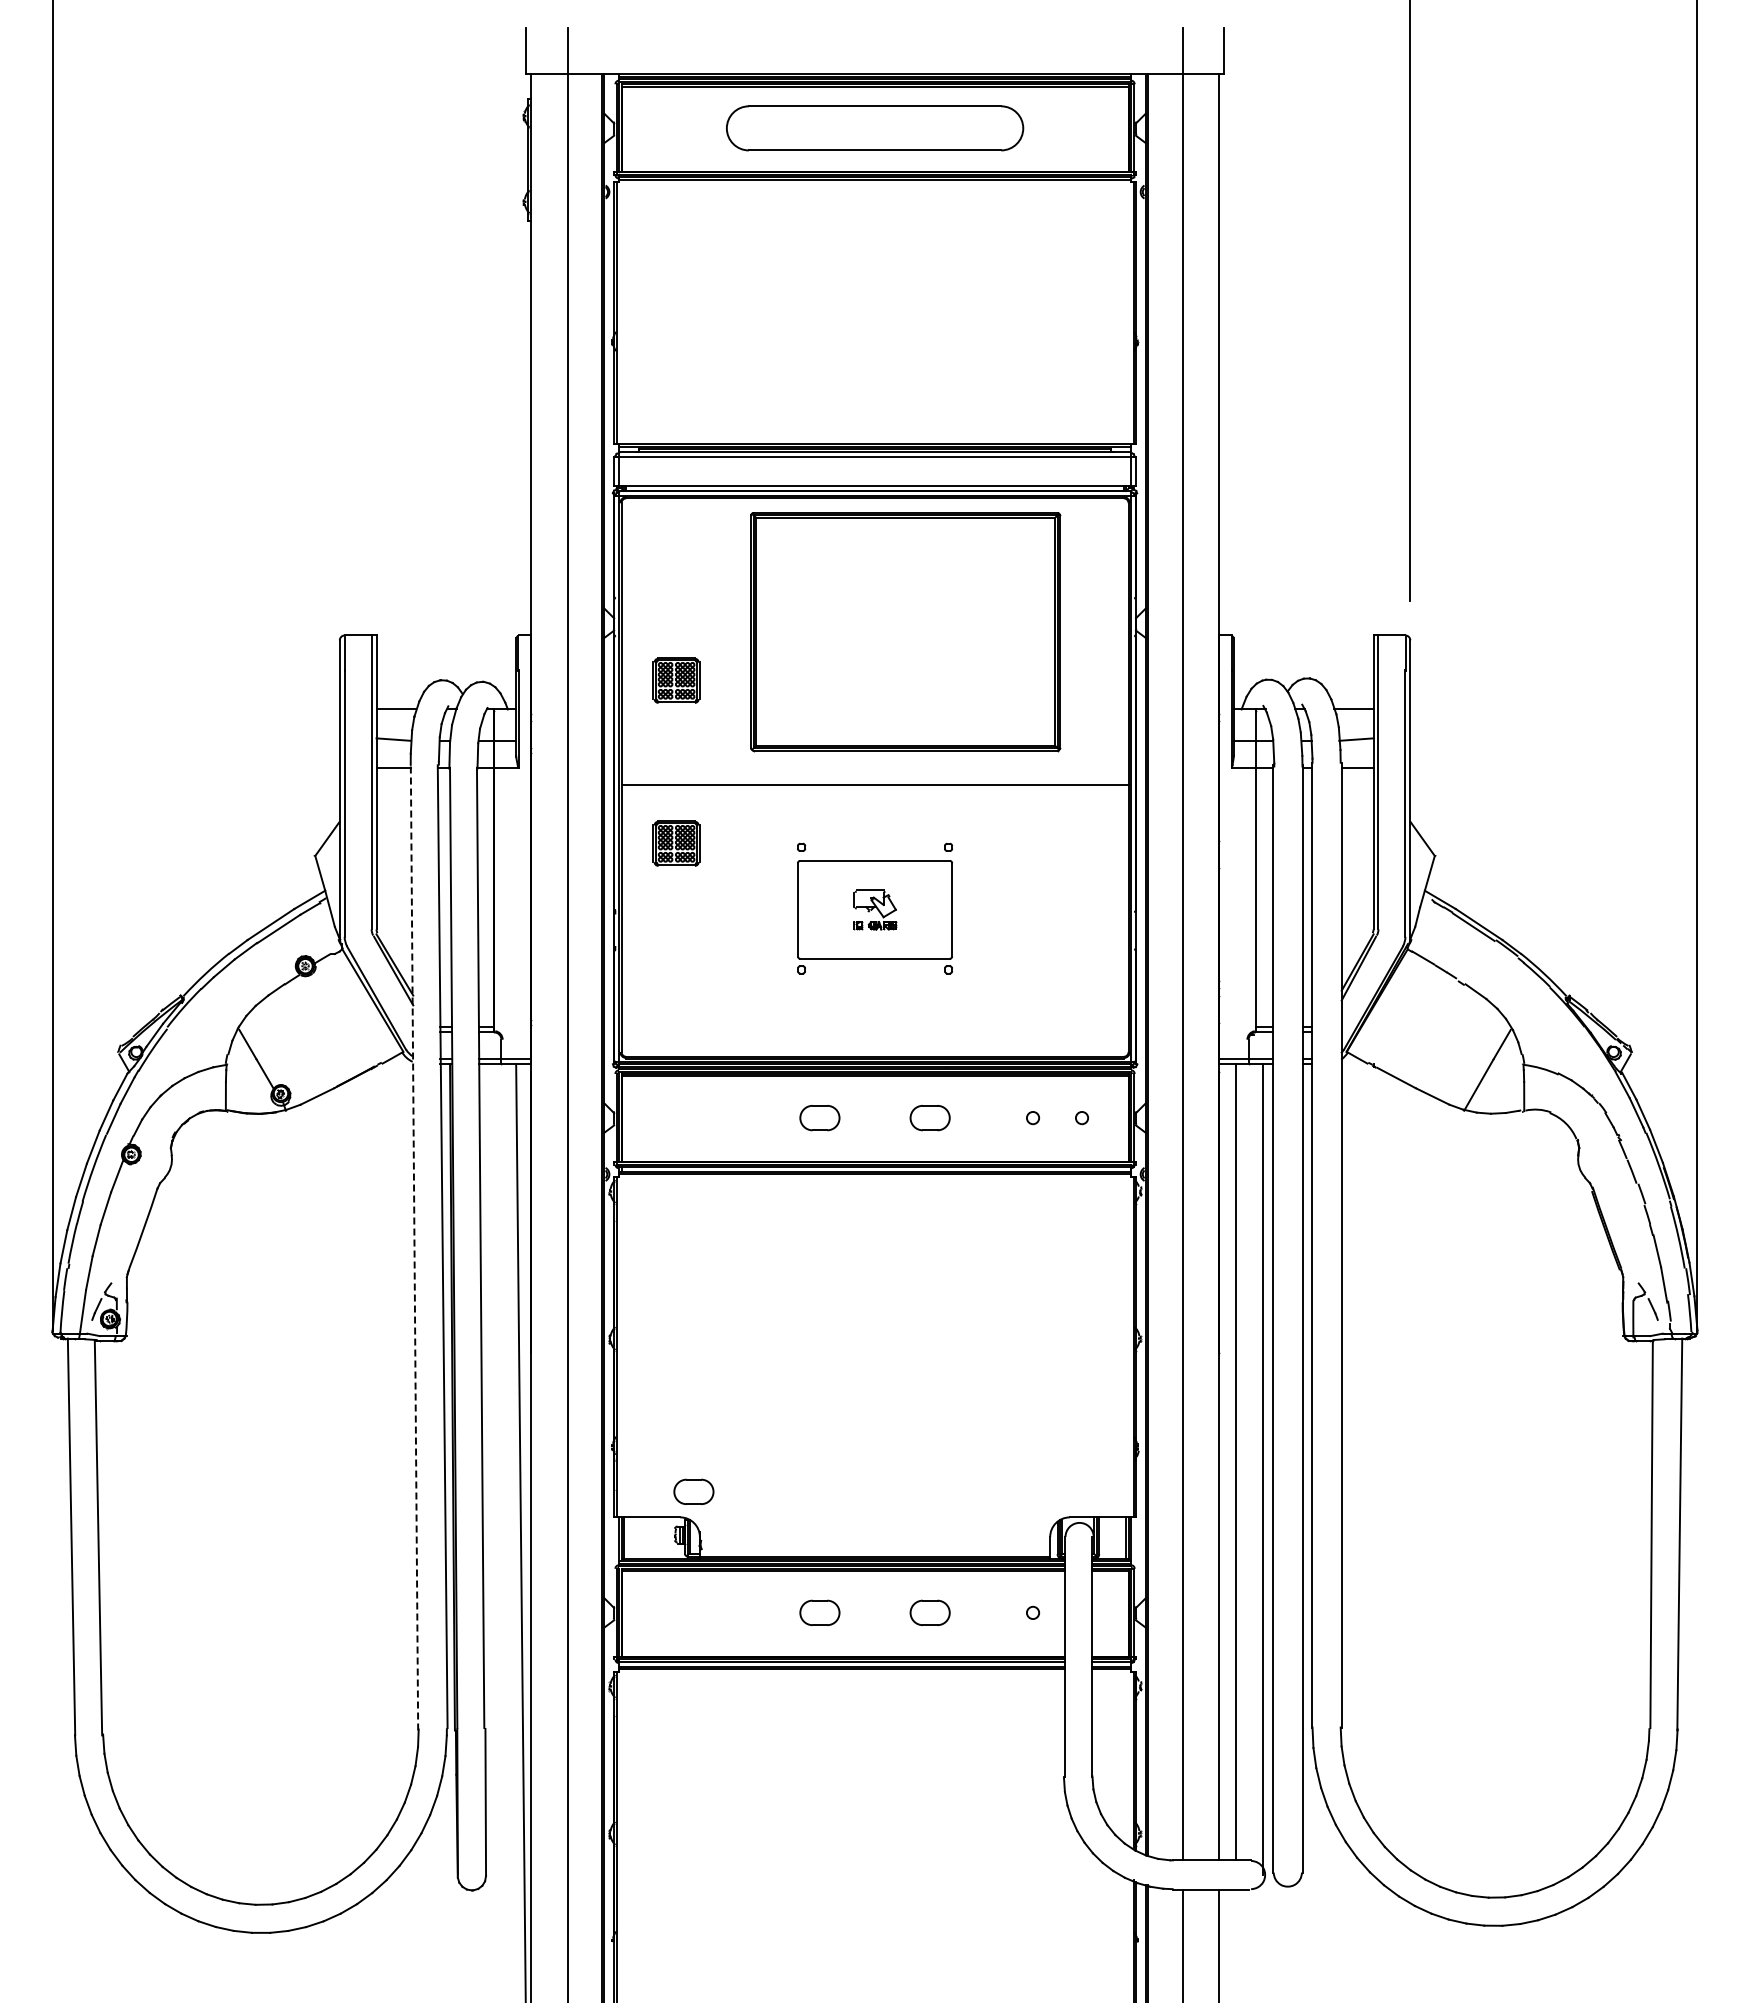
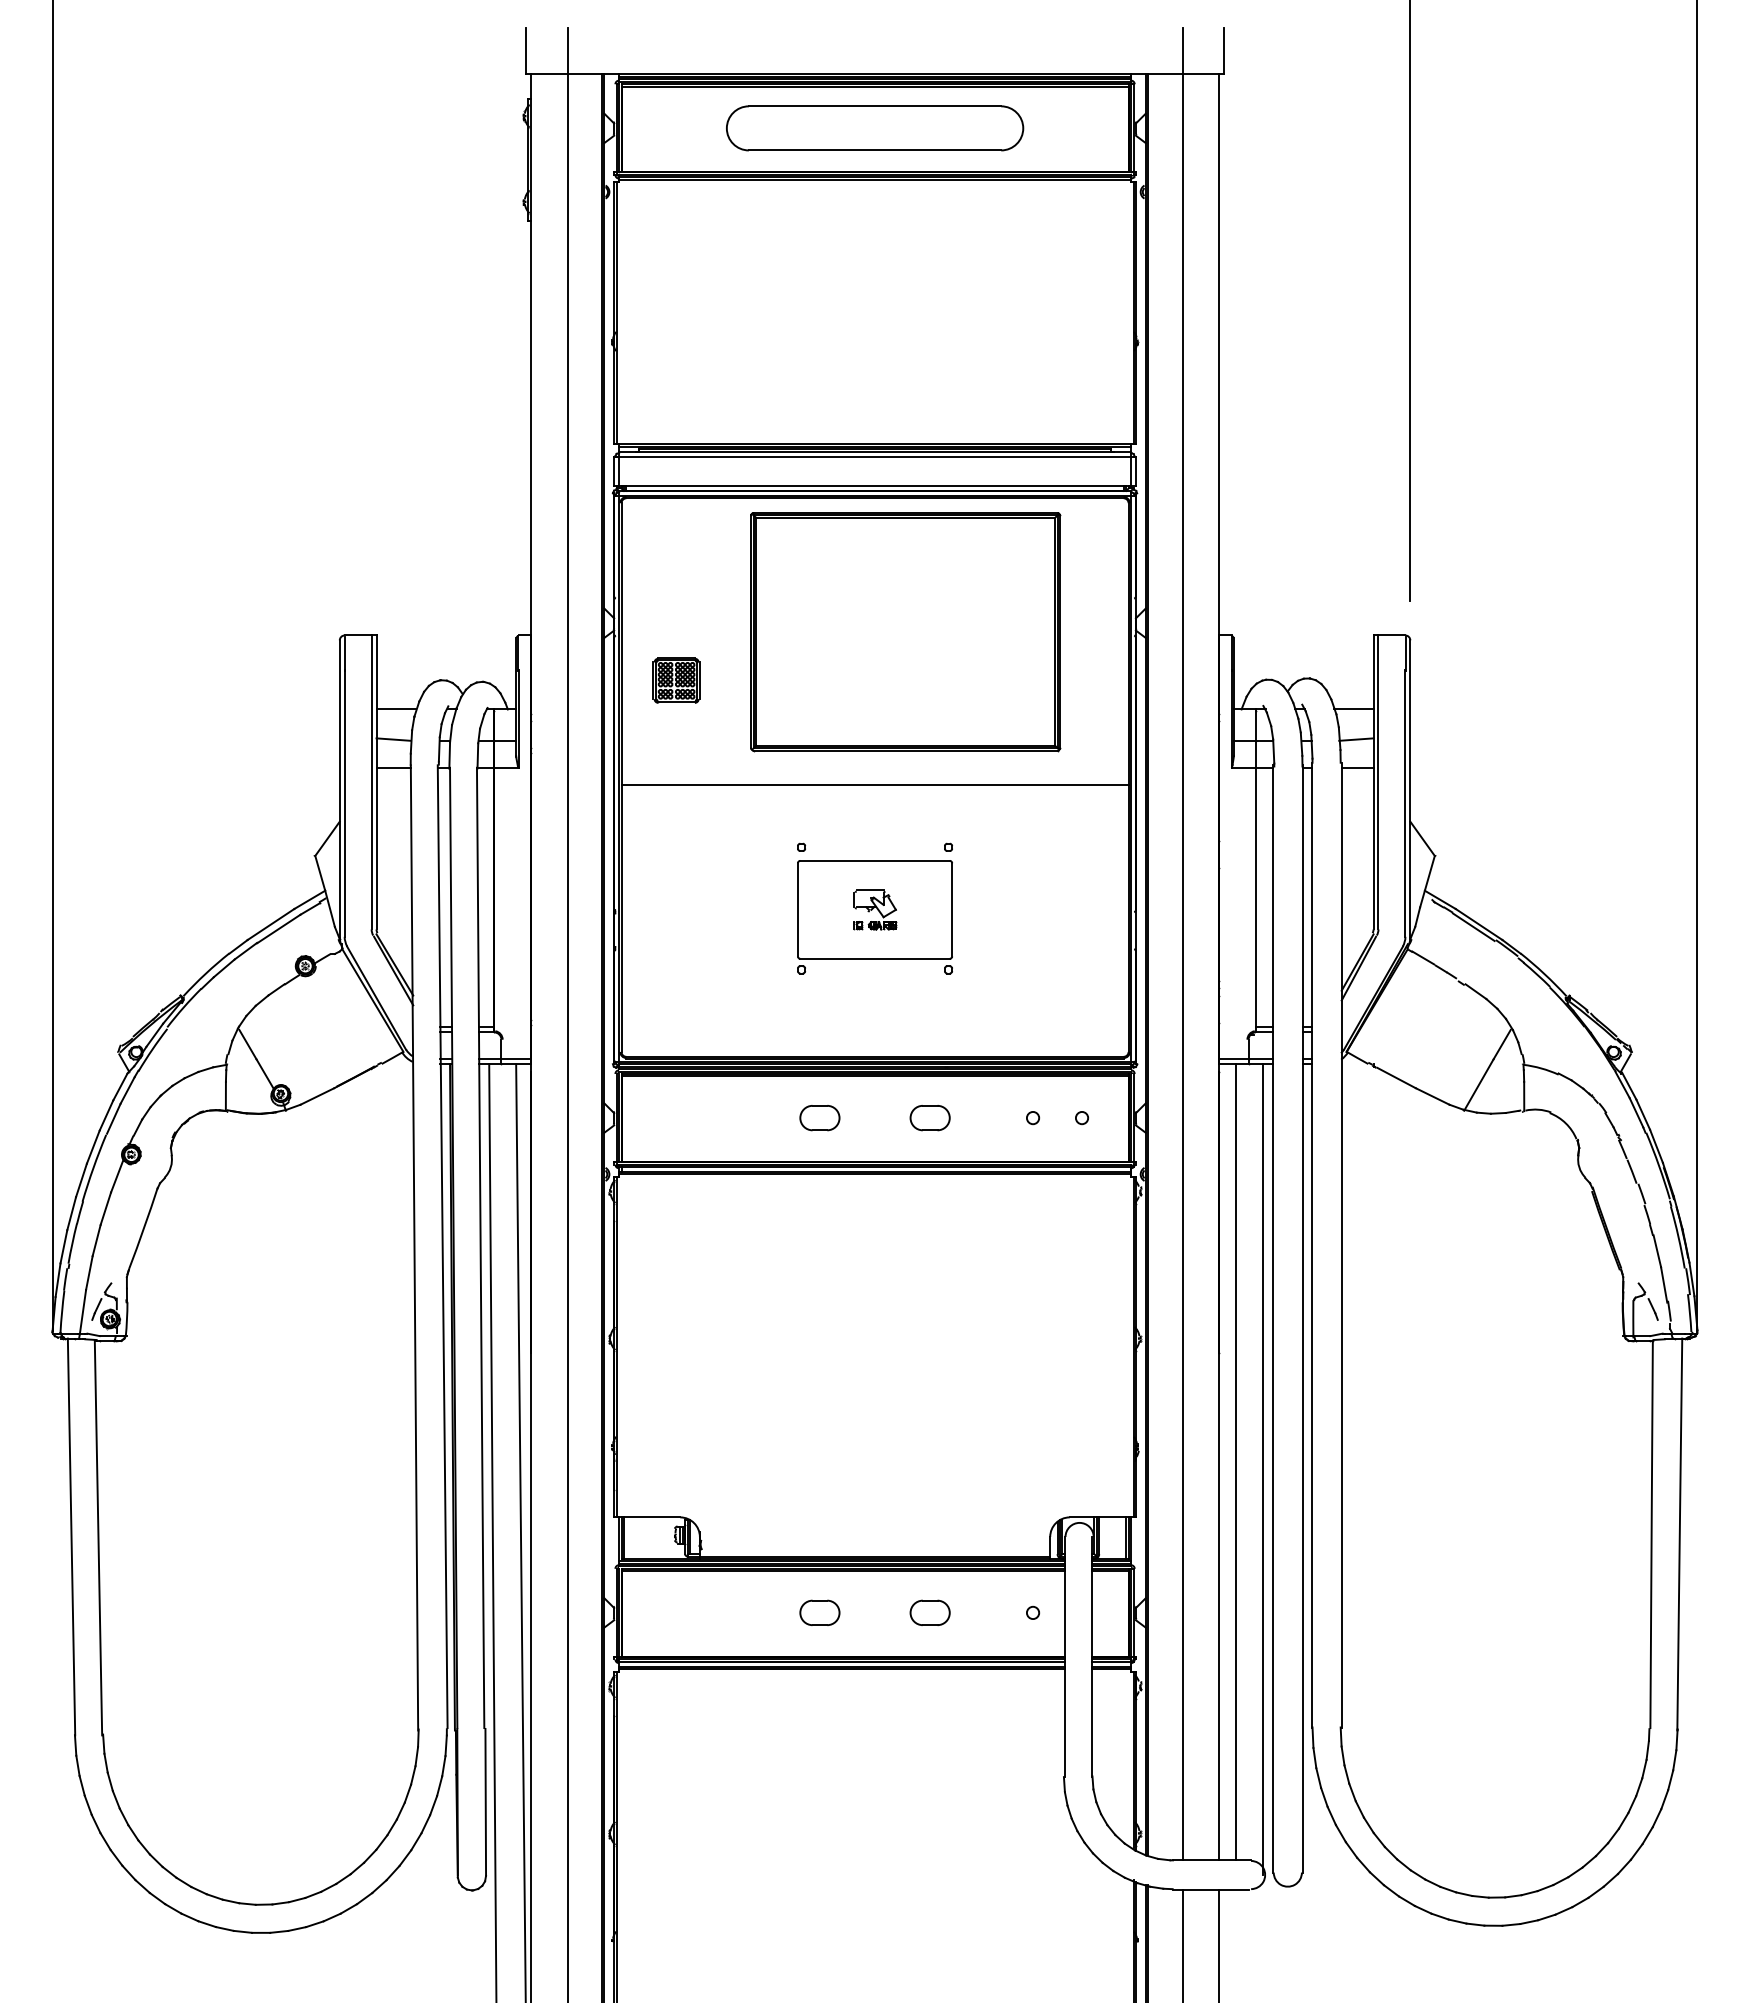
part: present -> none (676, 843)
line: dashed -> solid (414, 1247)
part: present -> none (693, 1491)
line: none -> present (492, 1531)
